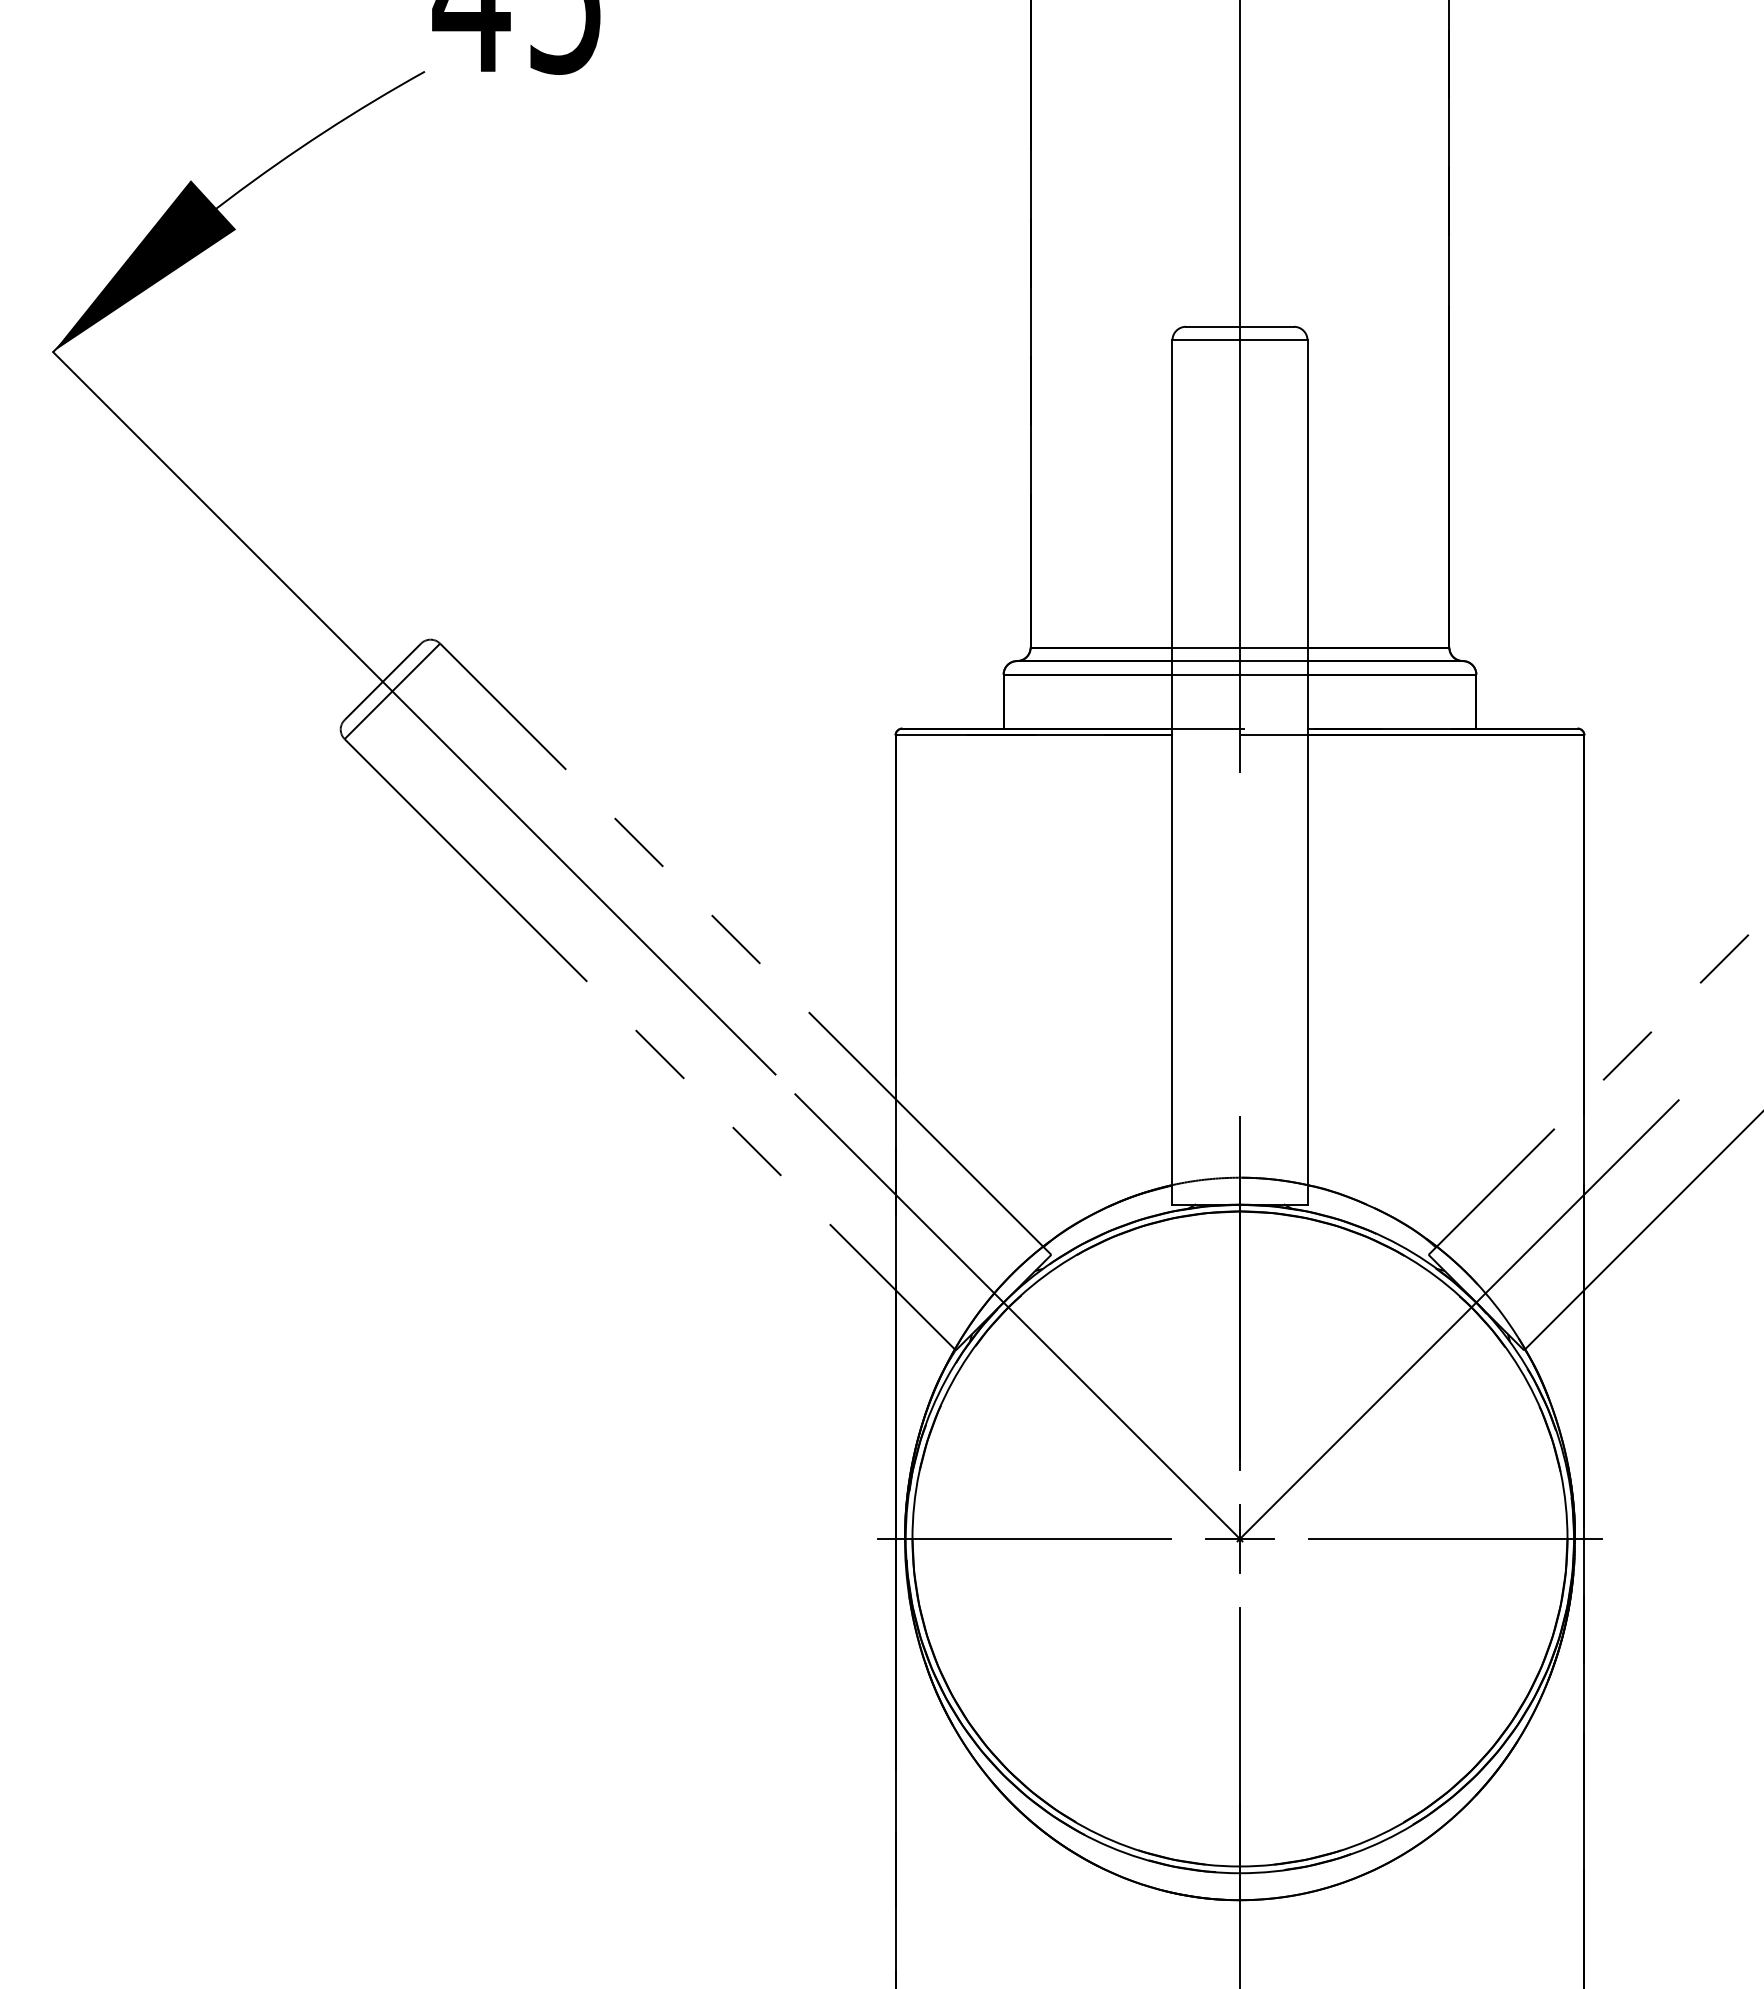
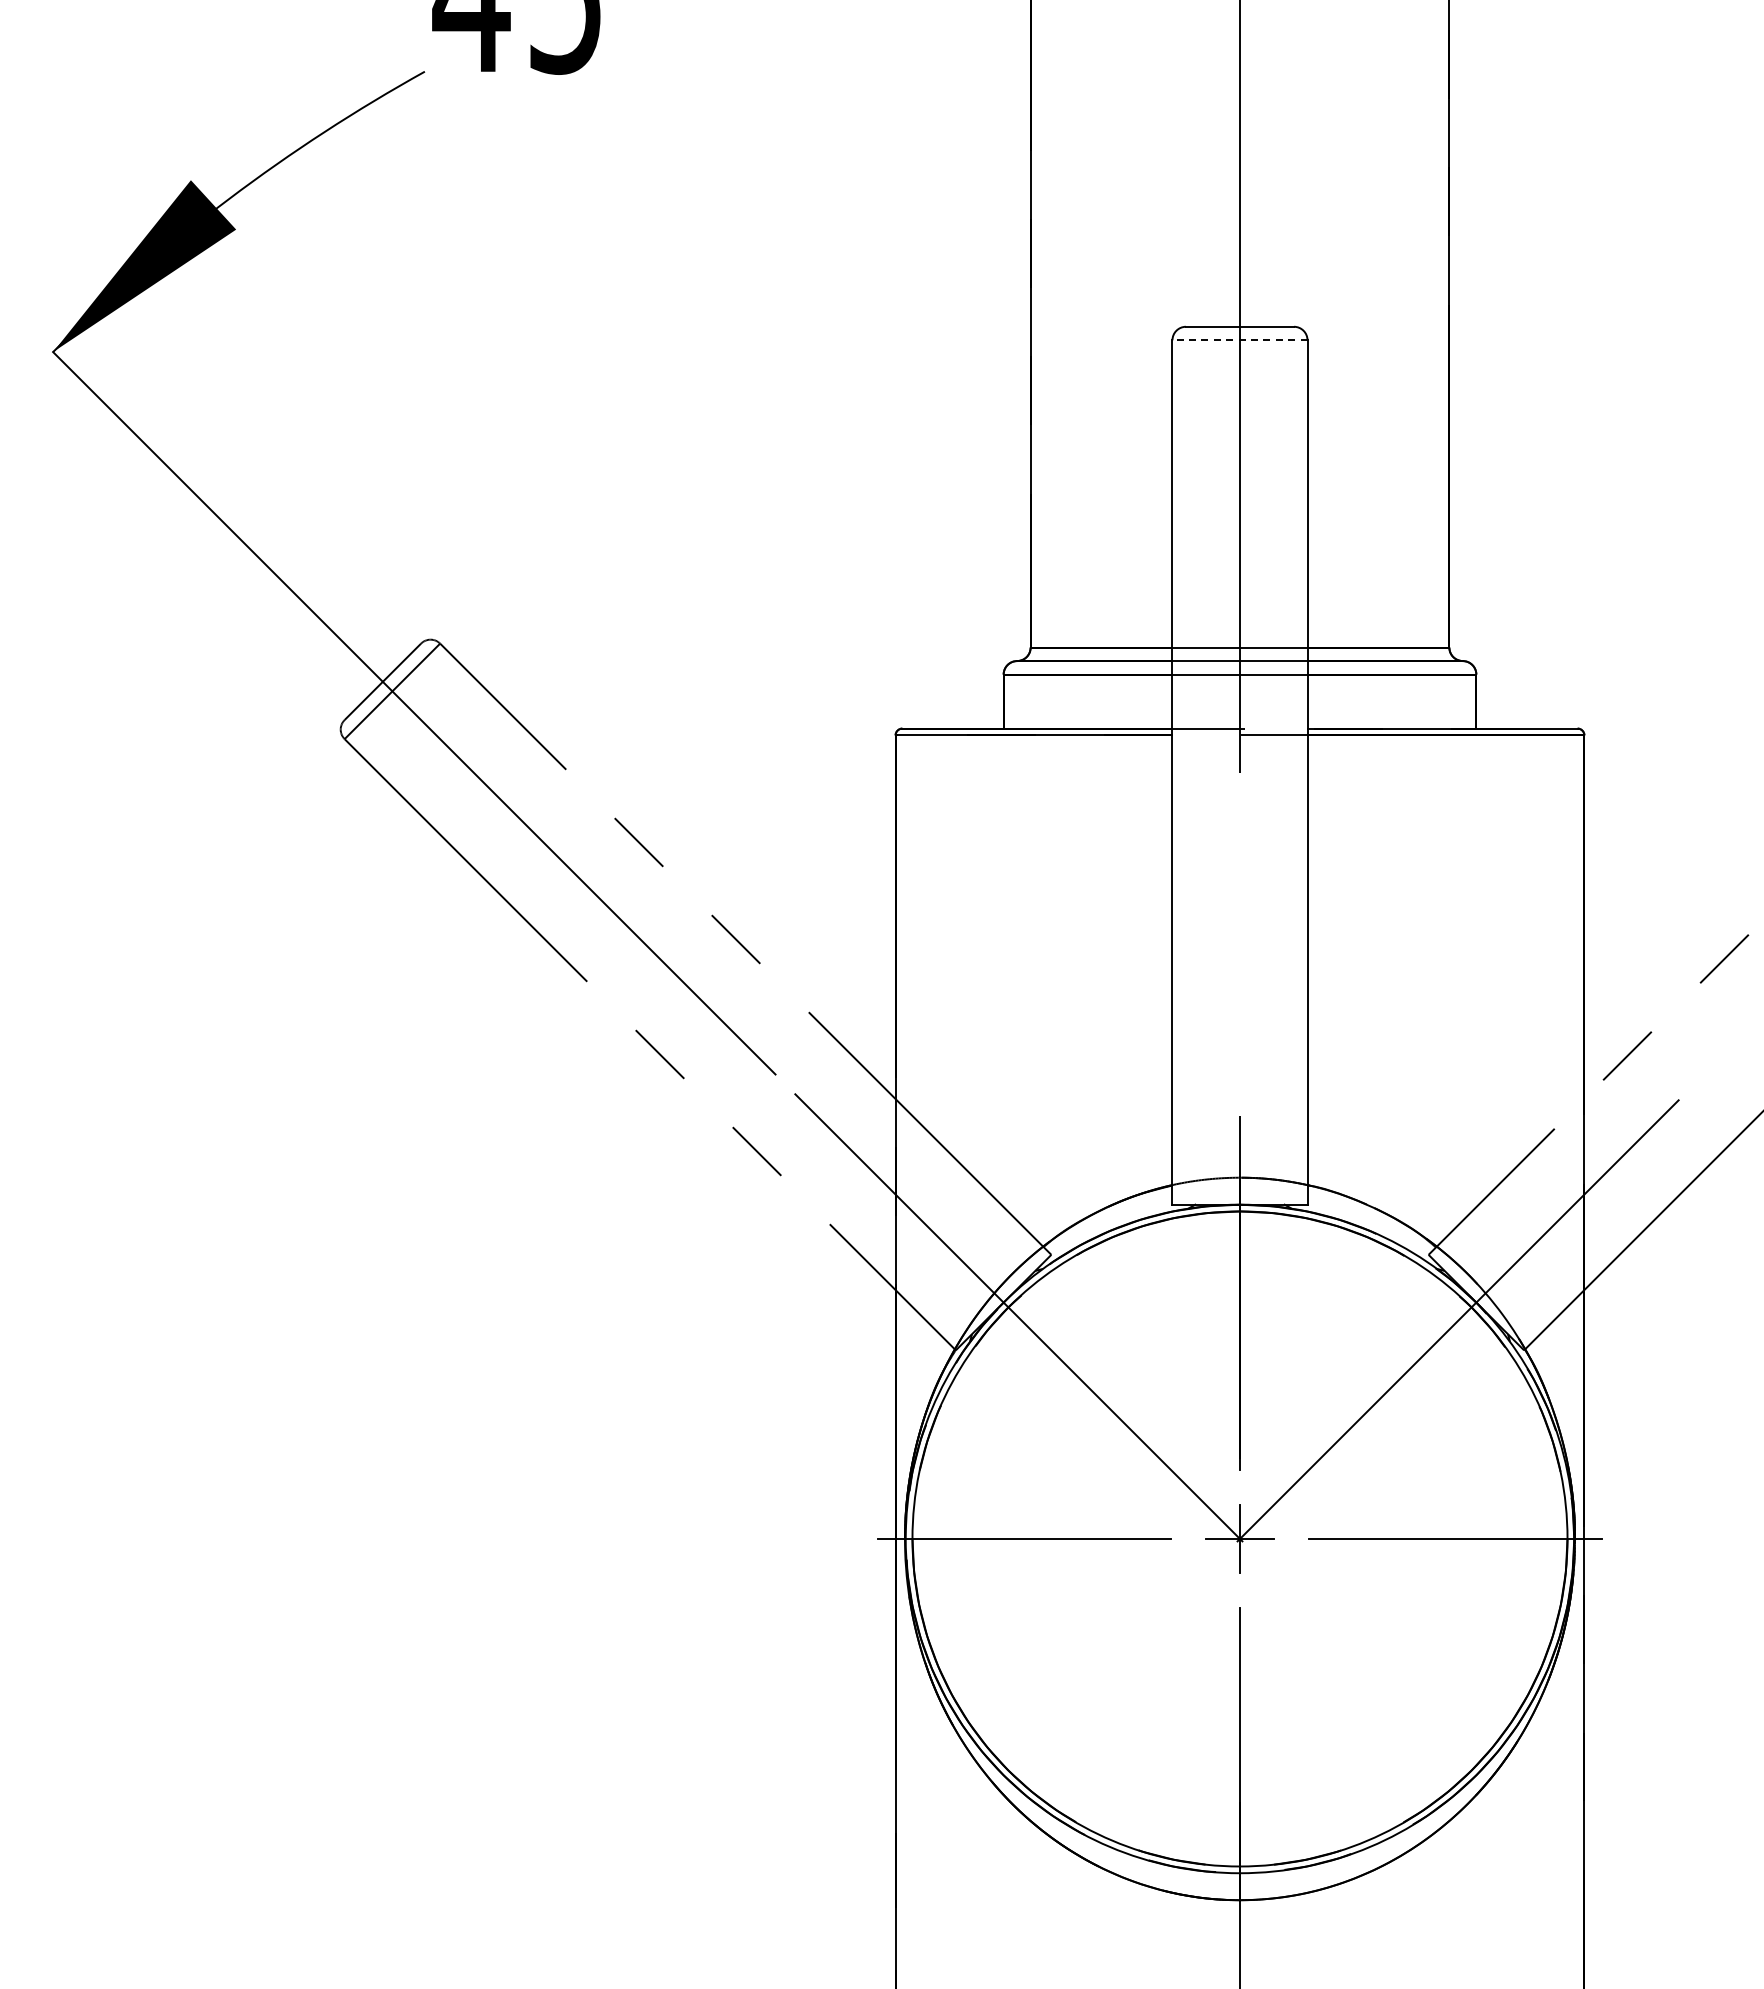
line: solid -> dashed (1240, 340)
